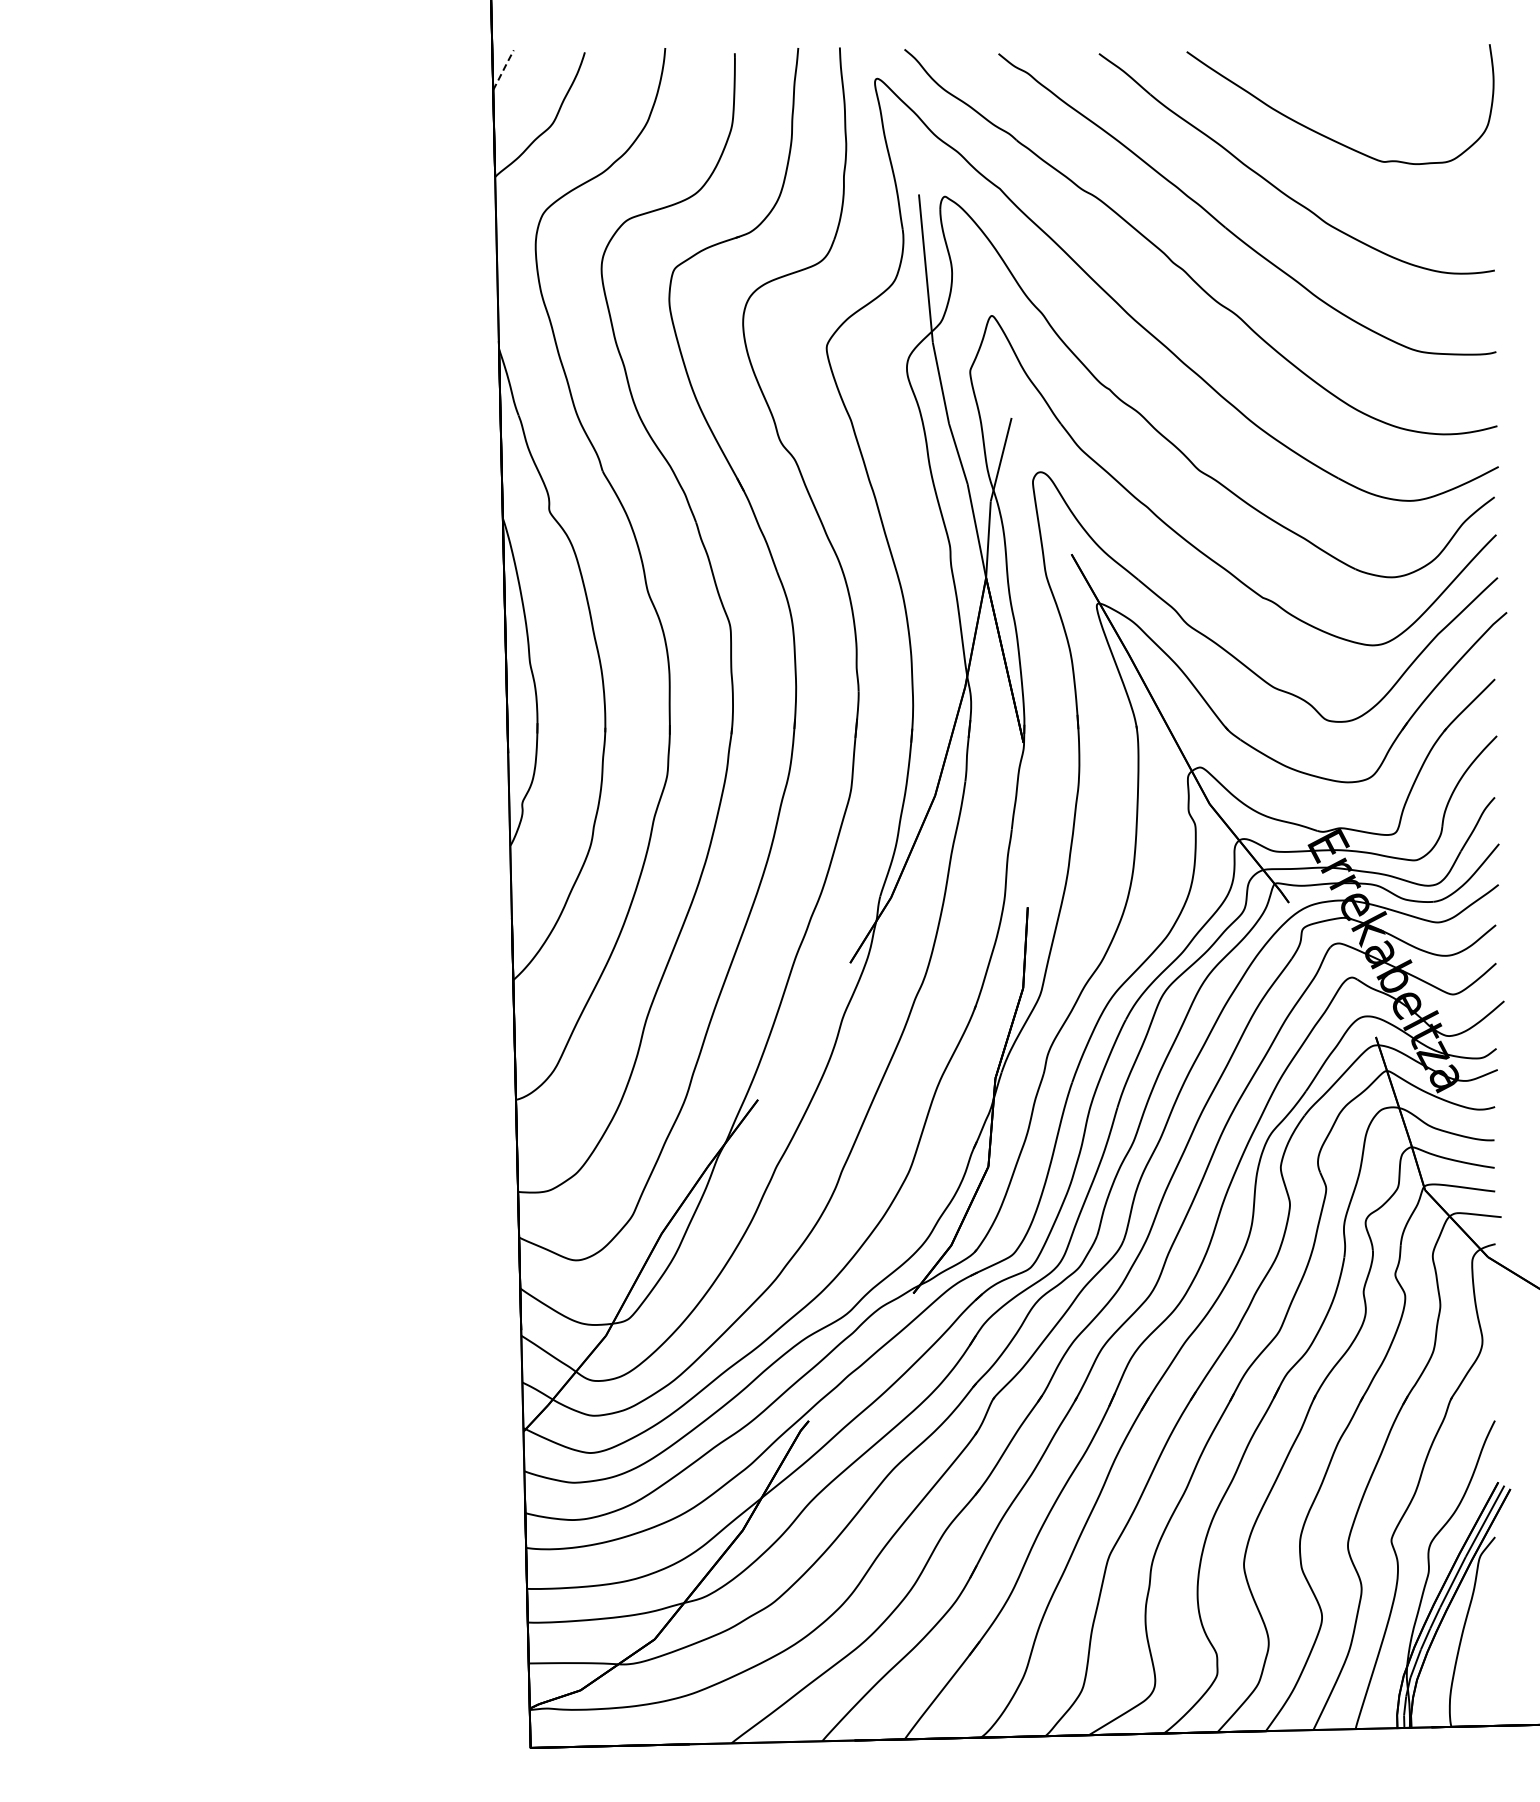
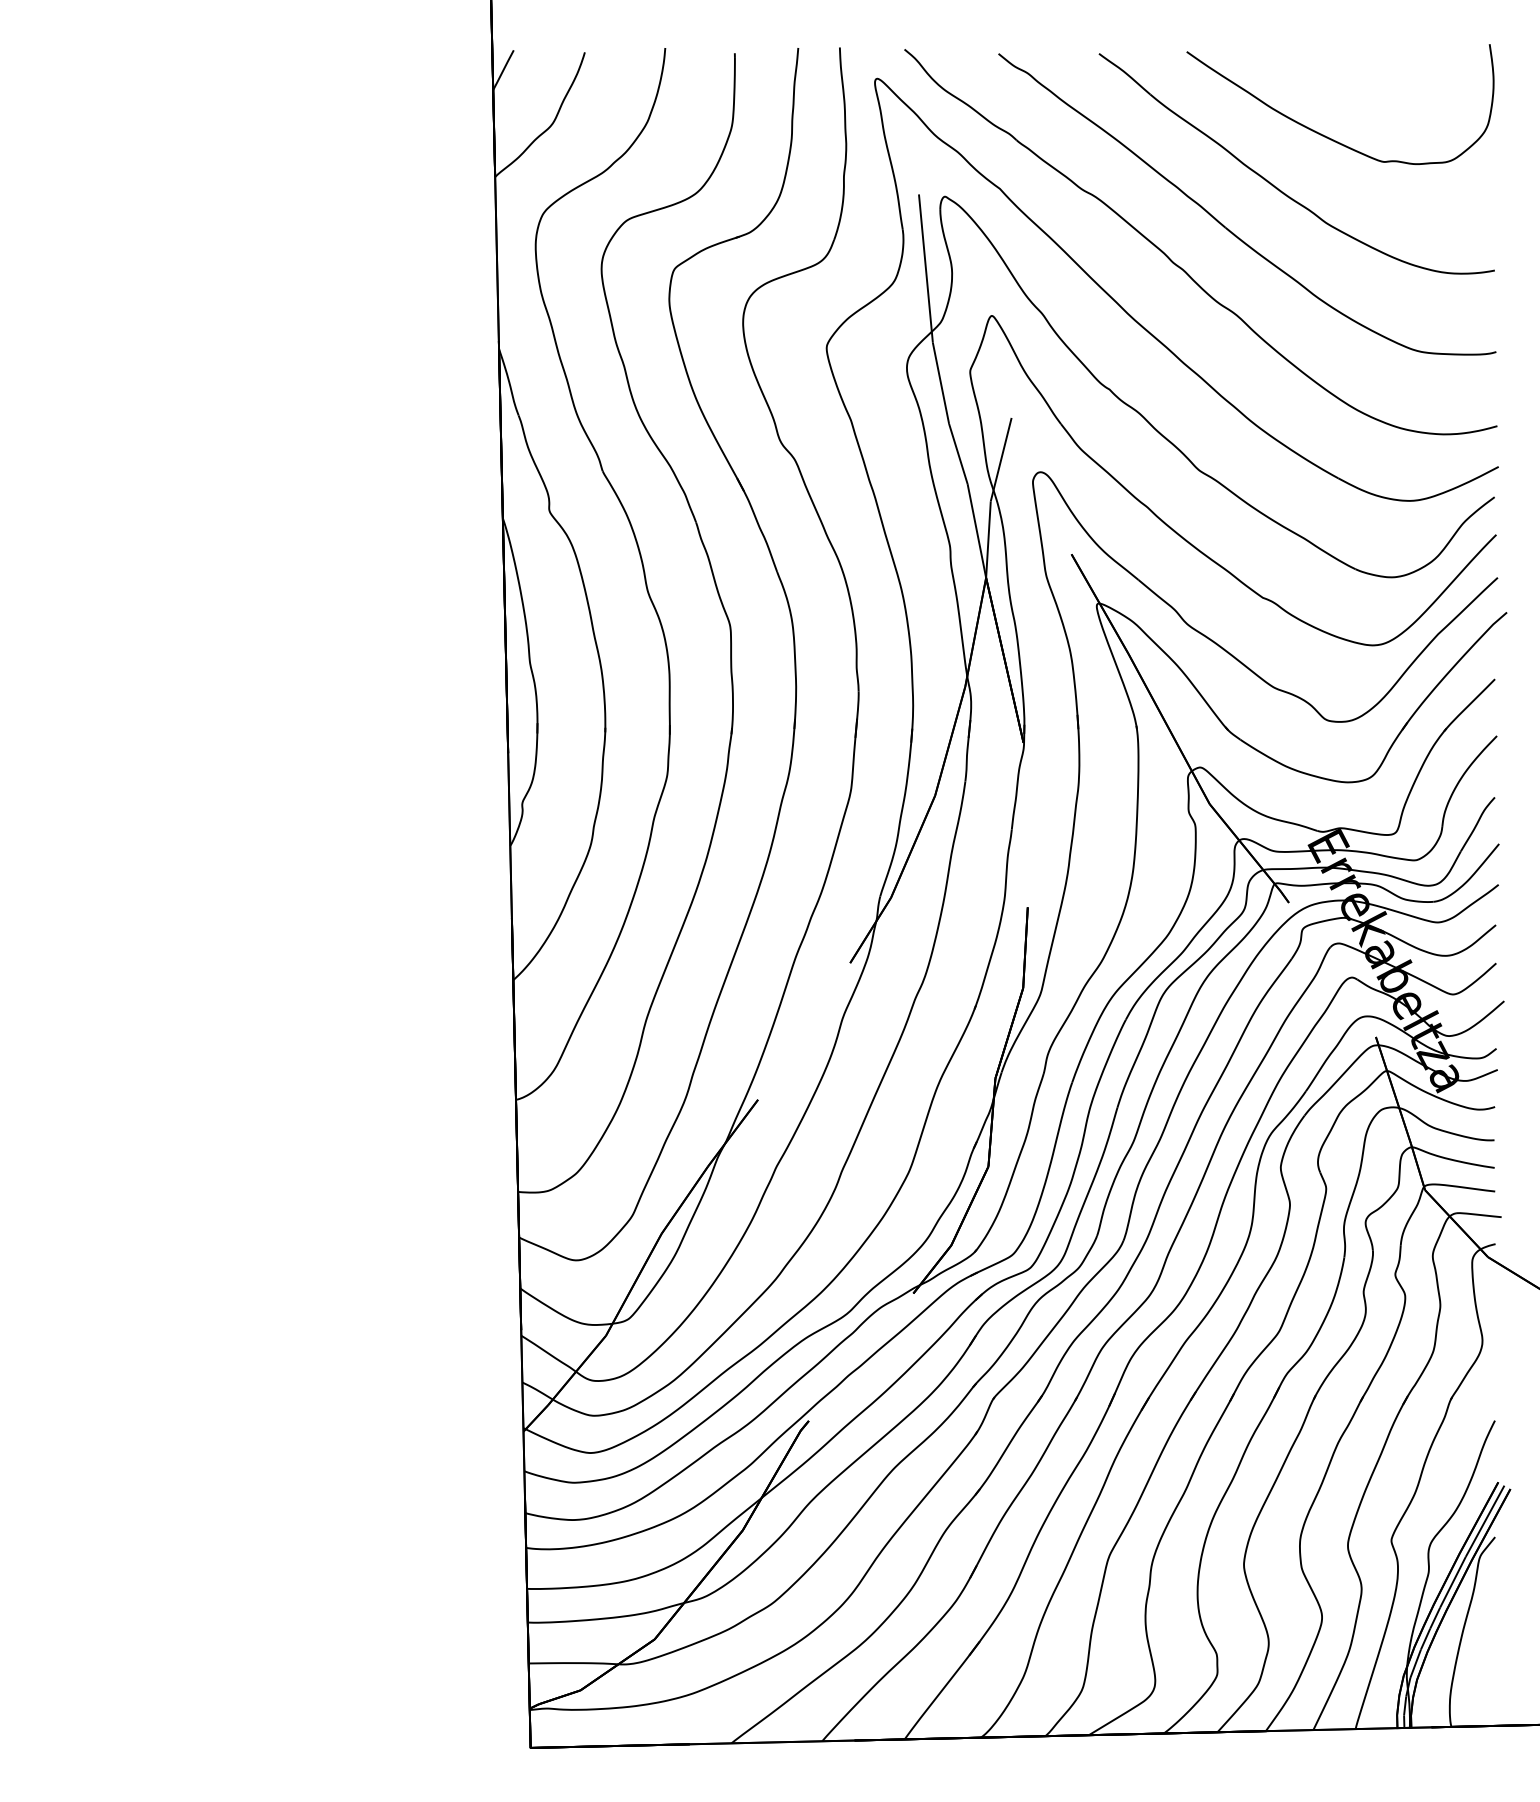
line: dashed -> solid (503, 69)
